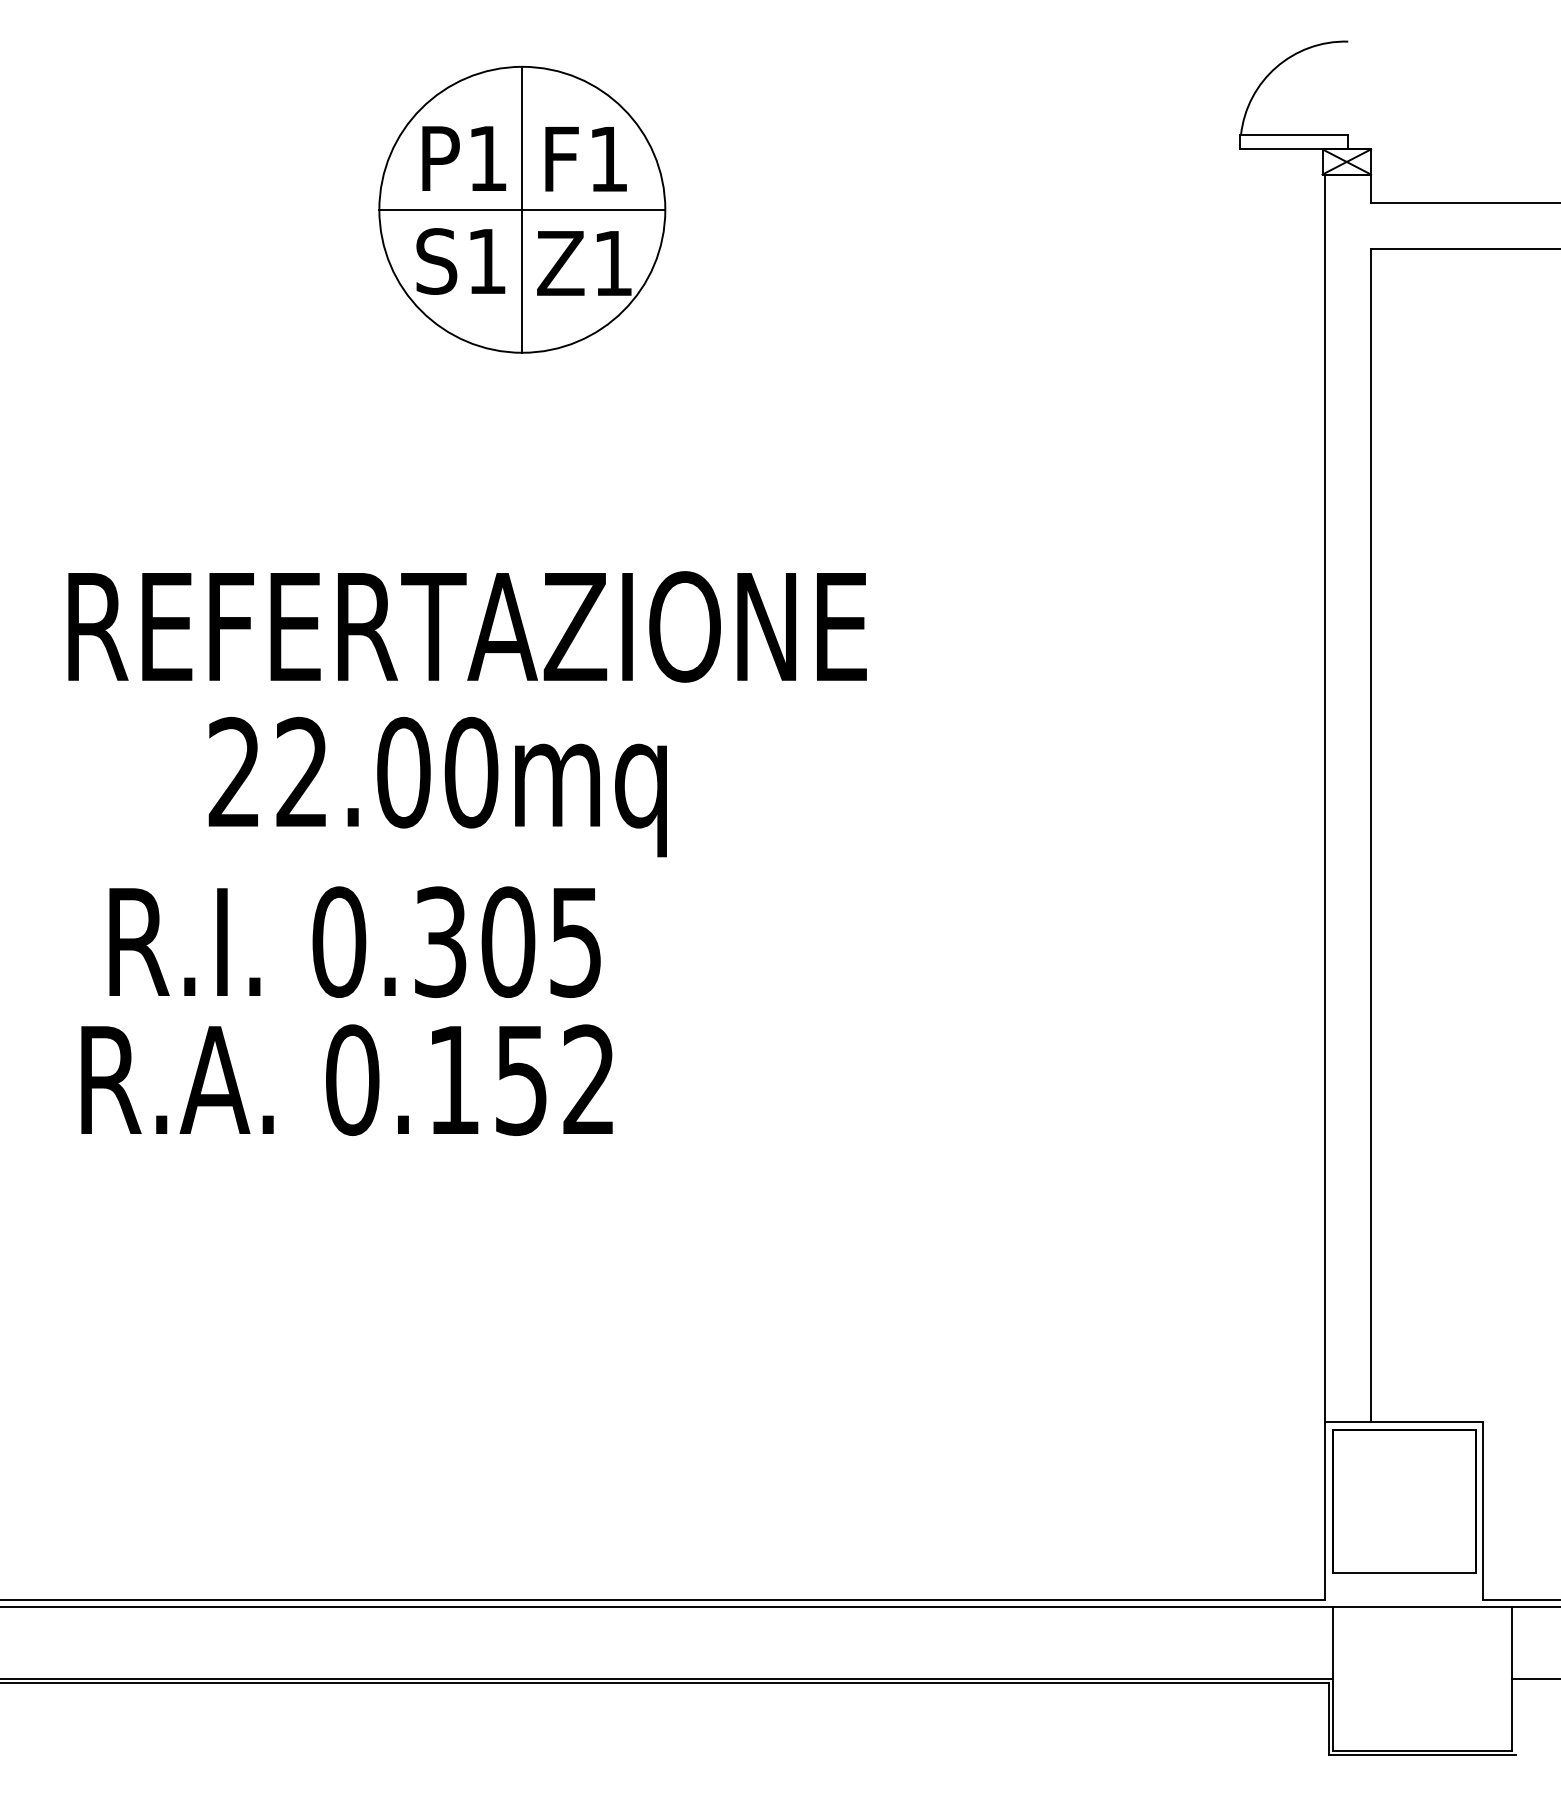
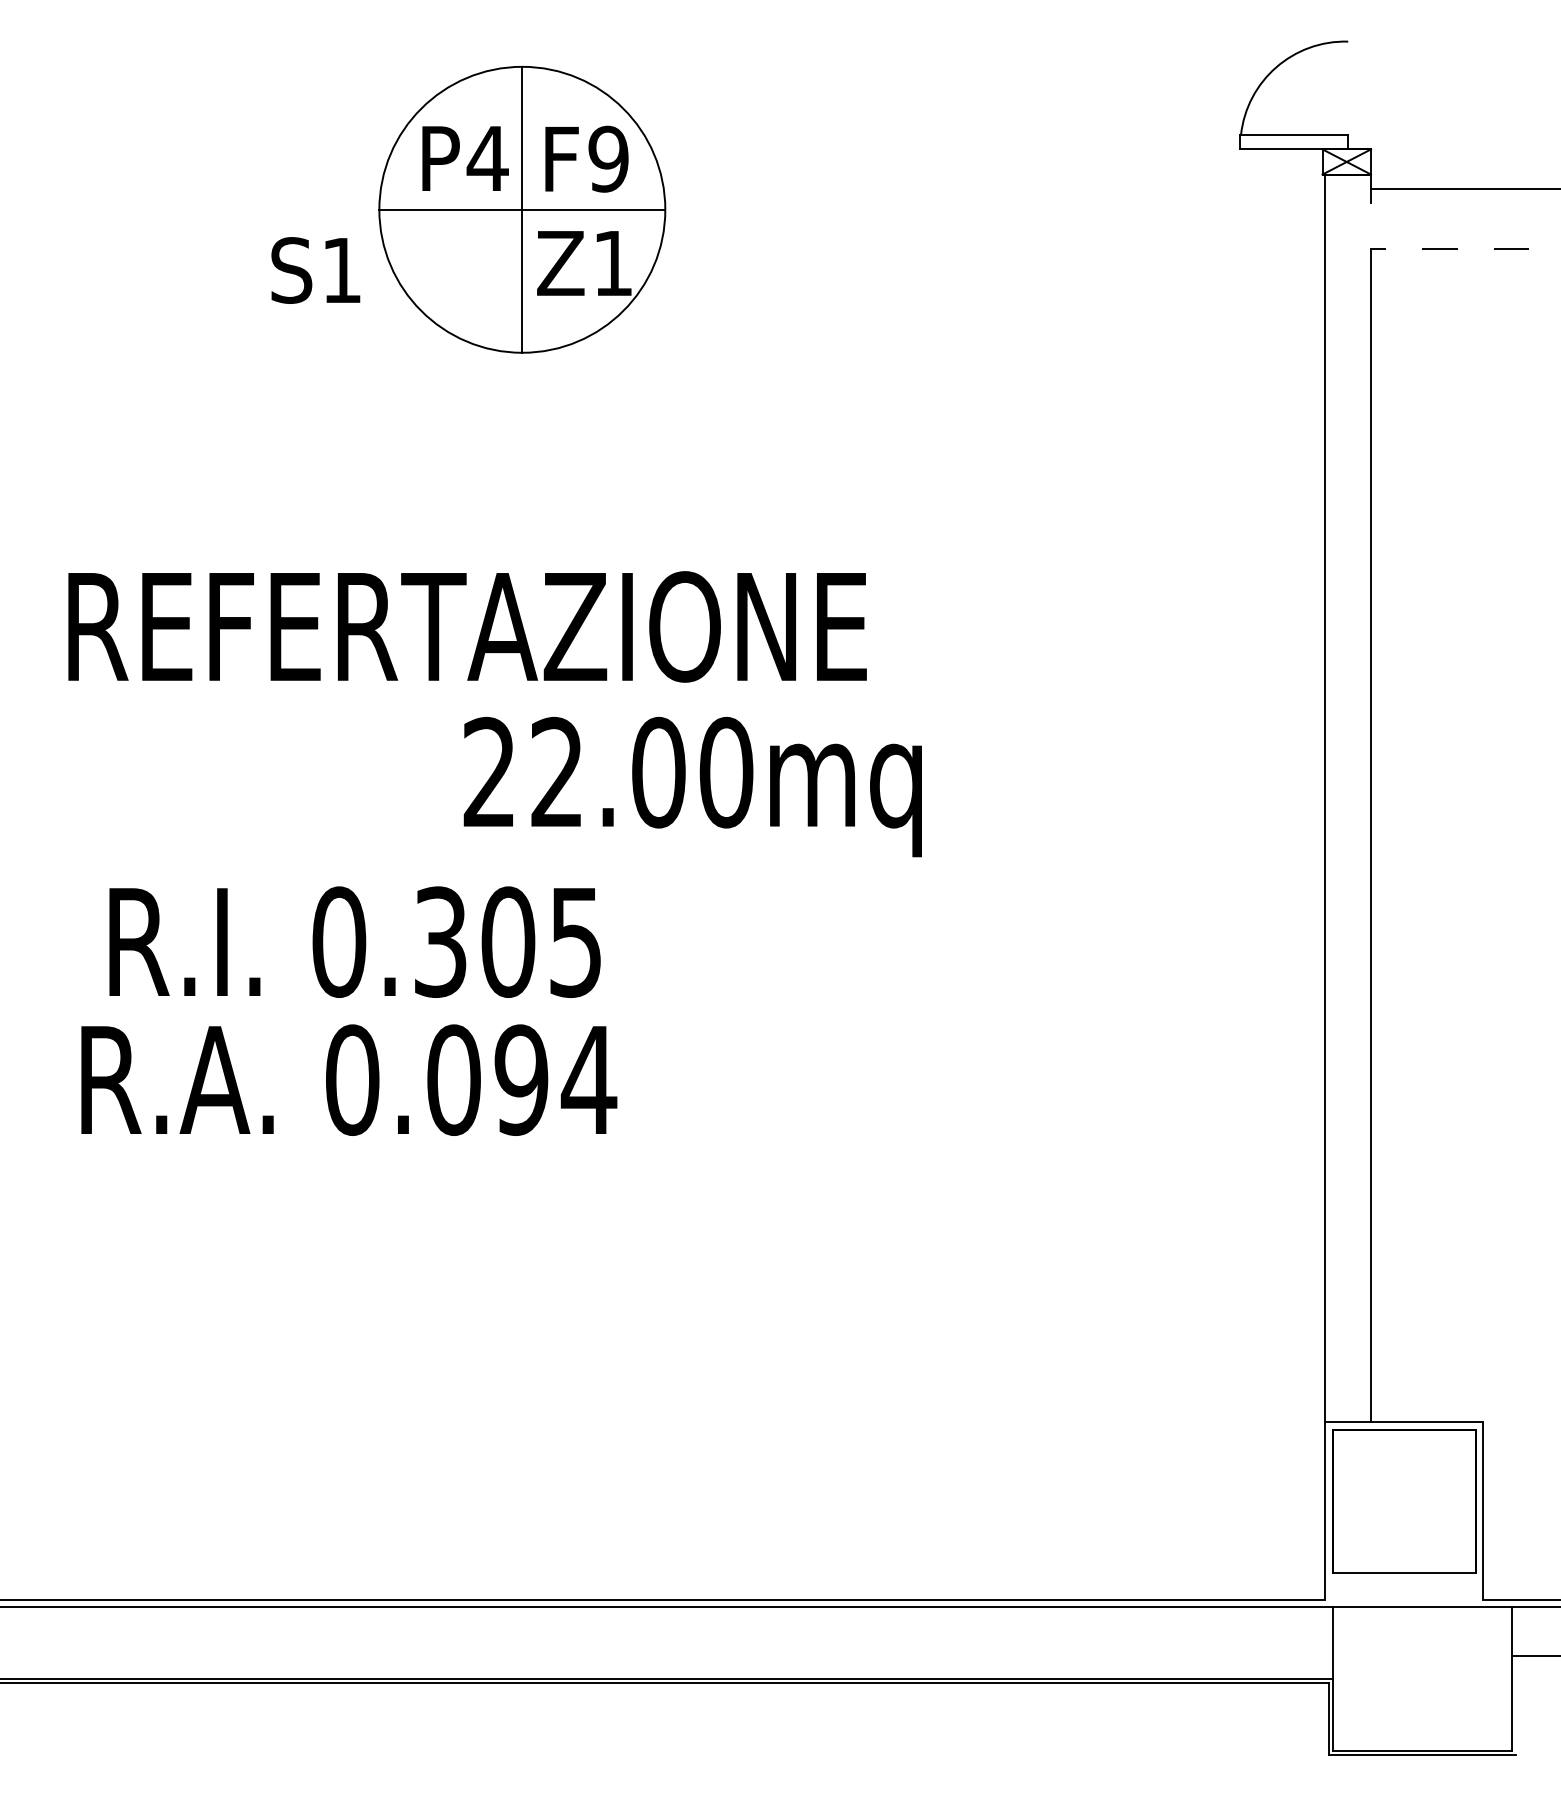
text: P1 -> P4 (487, 158)
text: F1 -> F9 (608, 158)
line position: (1464, 203) -> (1464, 189) (1464, 189)
line: solid -> dashed (1465, 248)
text position: (460, 261) -> (315, 270) (315, 270)
text position: (437, 786) -> (692, 786) (692, 786)
text: 0.152 -> 0.094 (522, 1079)
line position: (1534, 1679) -> (1534, 1656) (1534, 1656)
